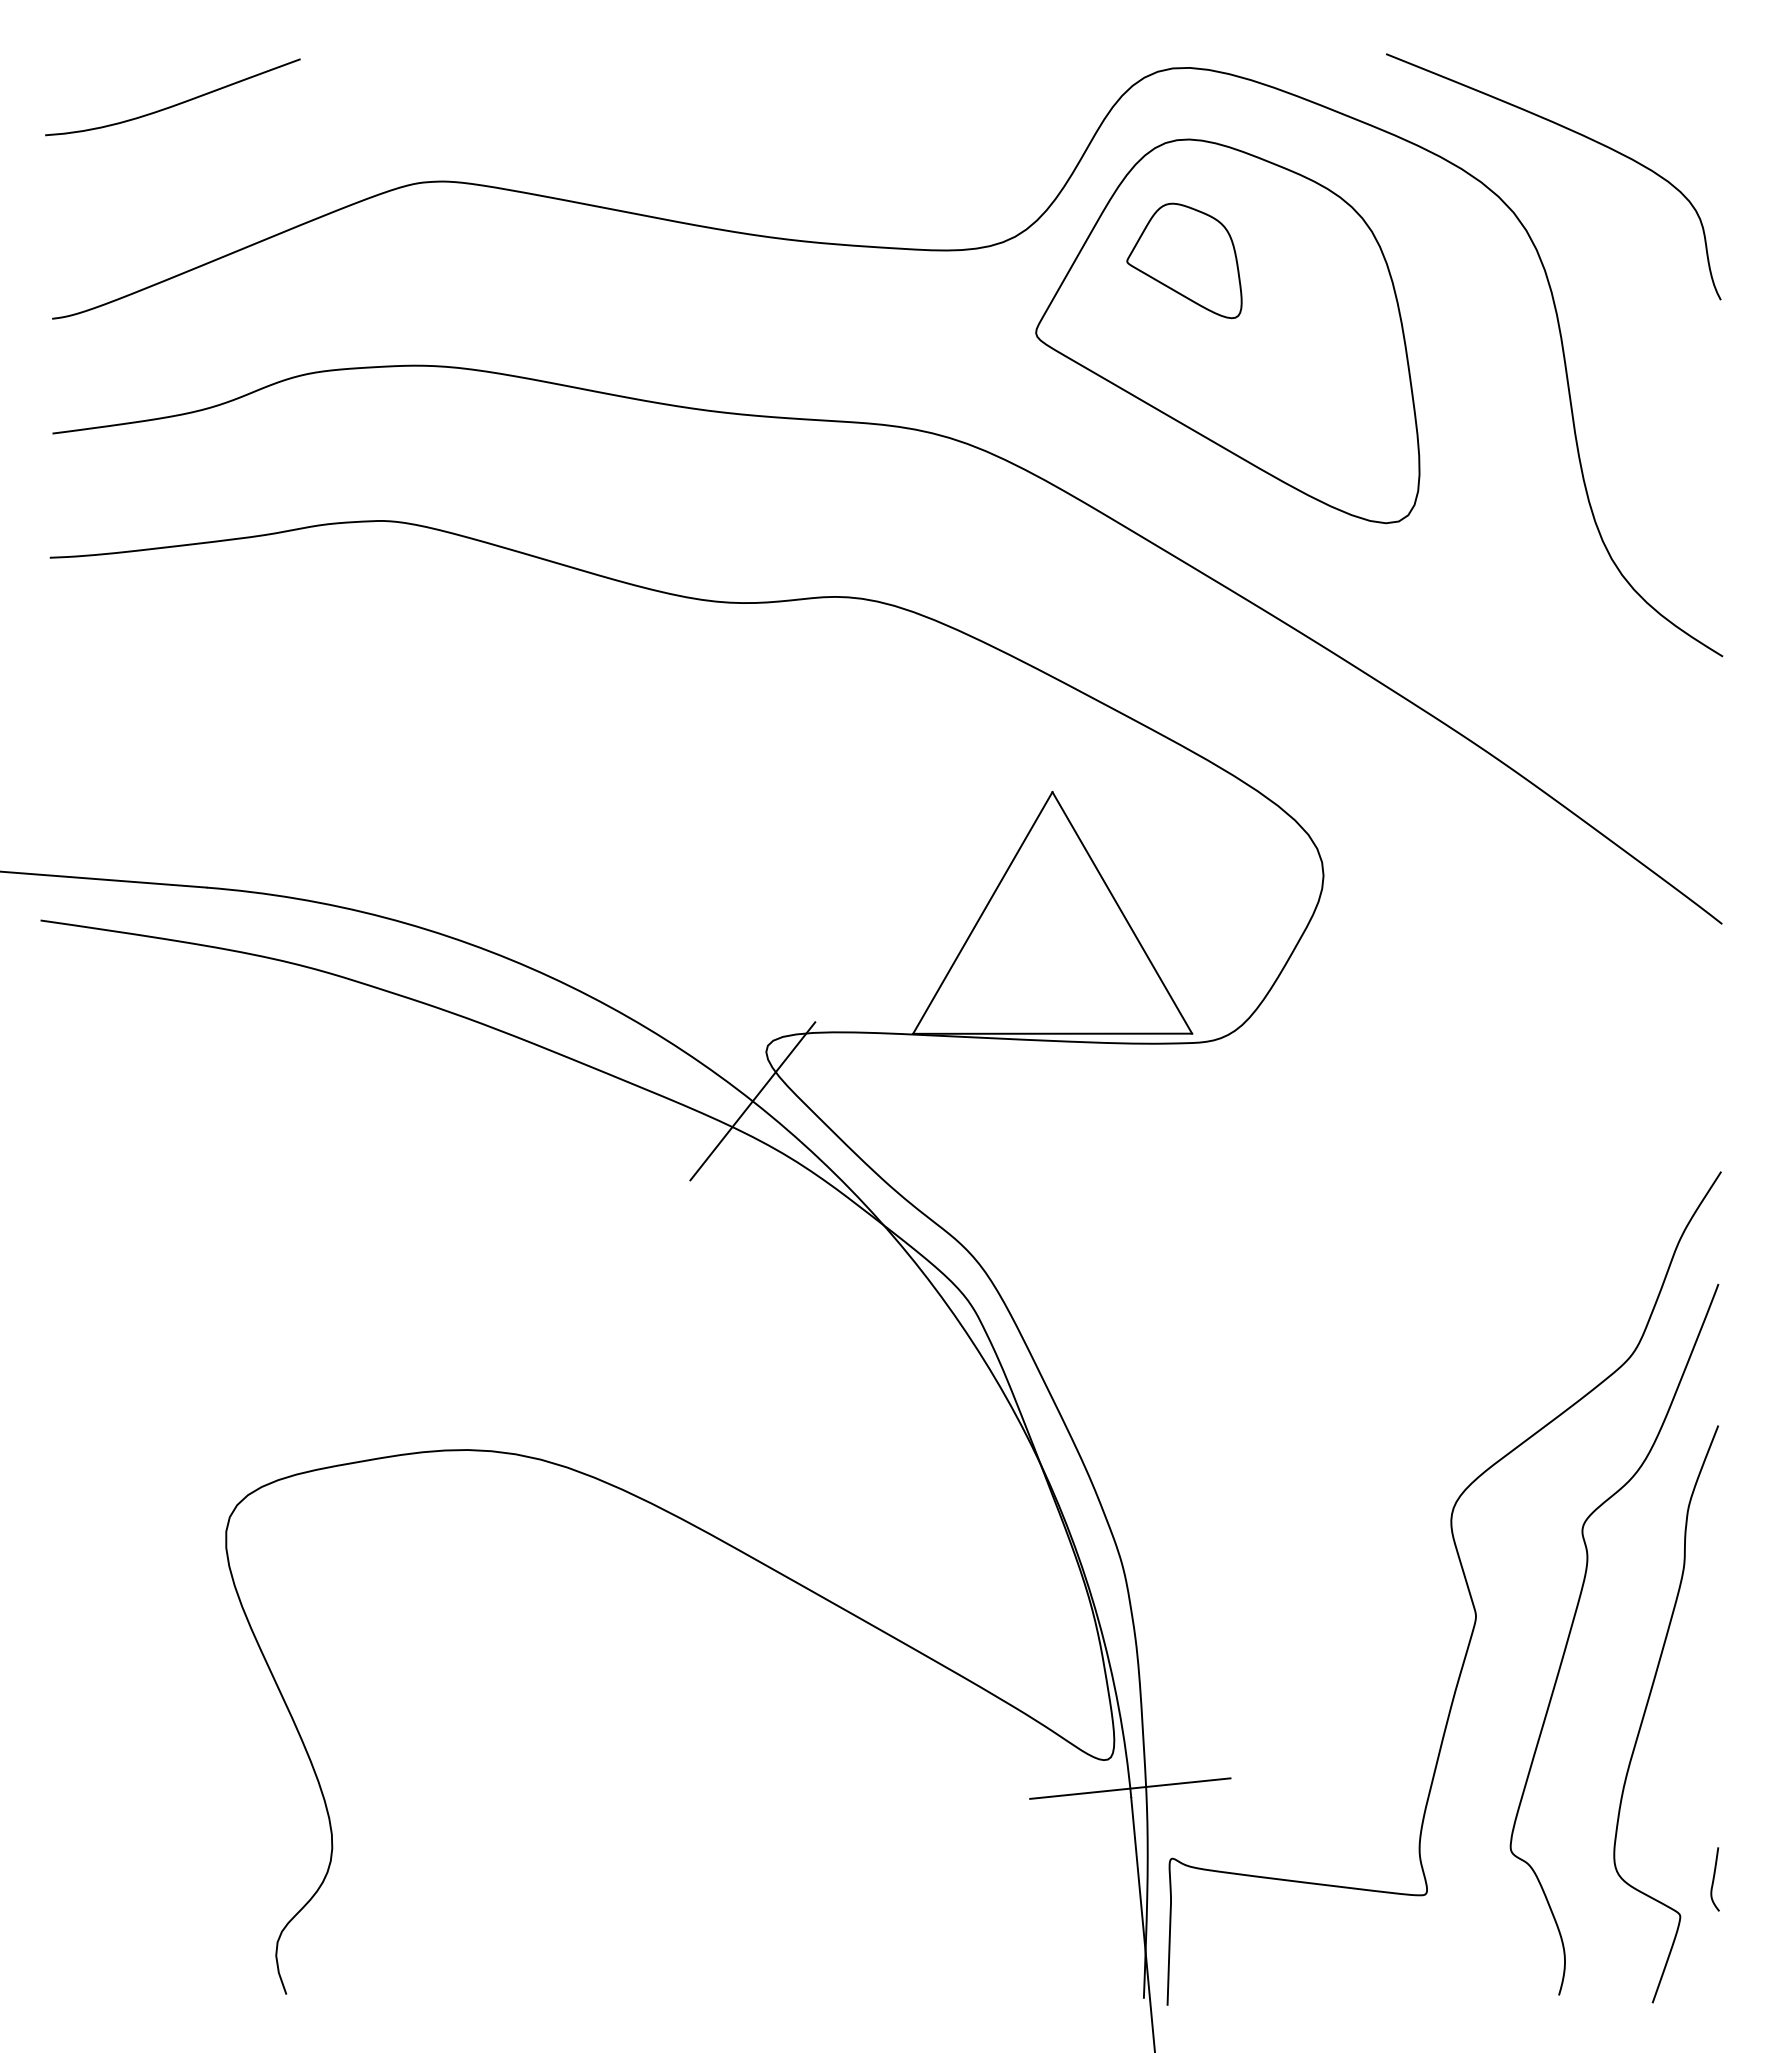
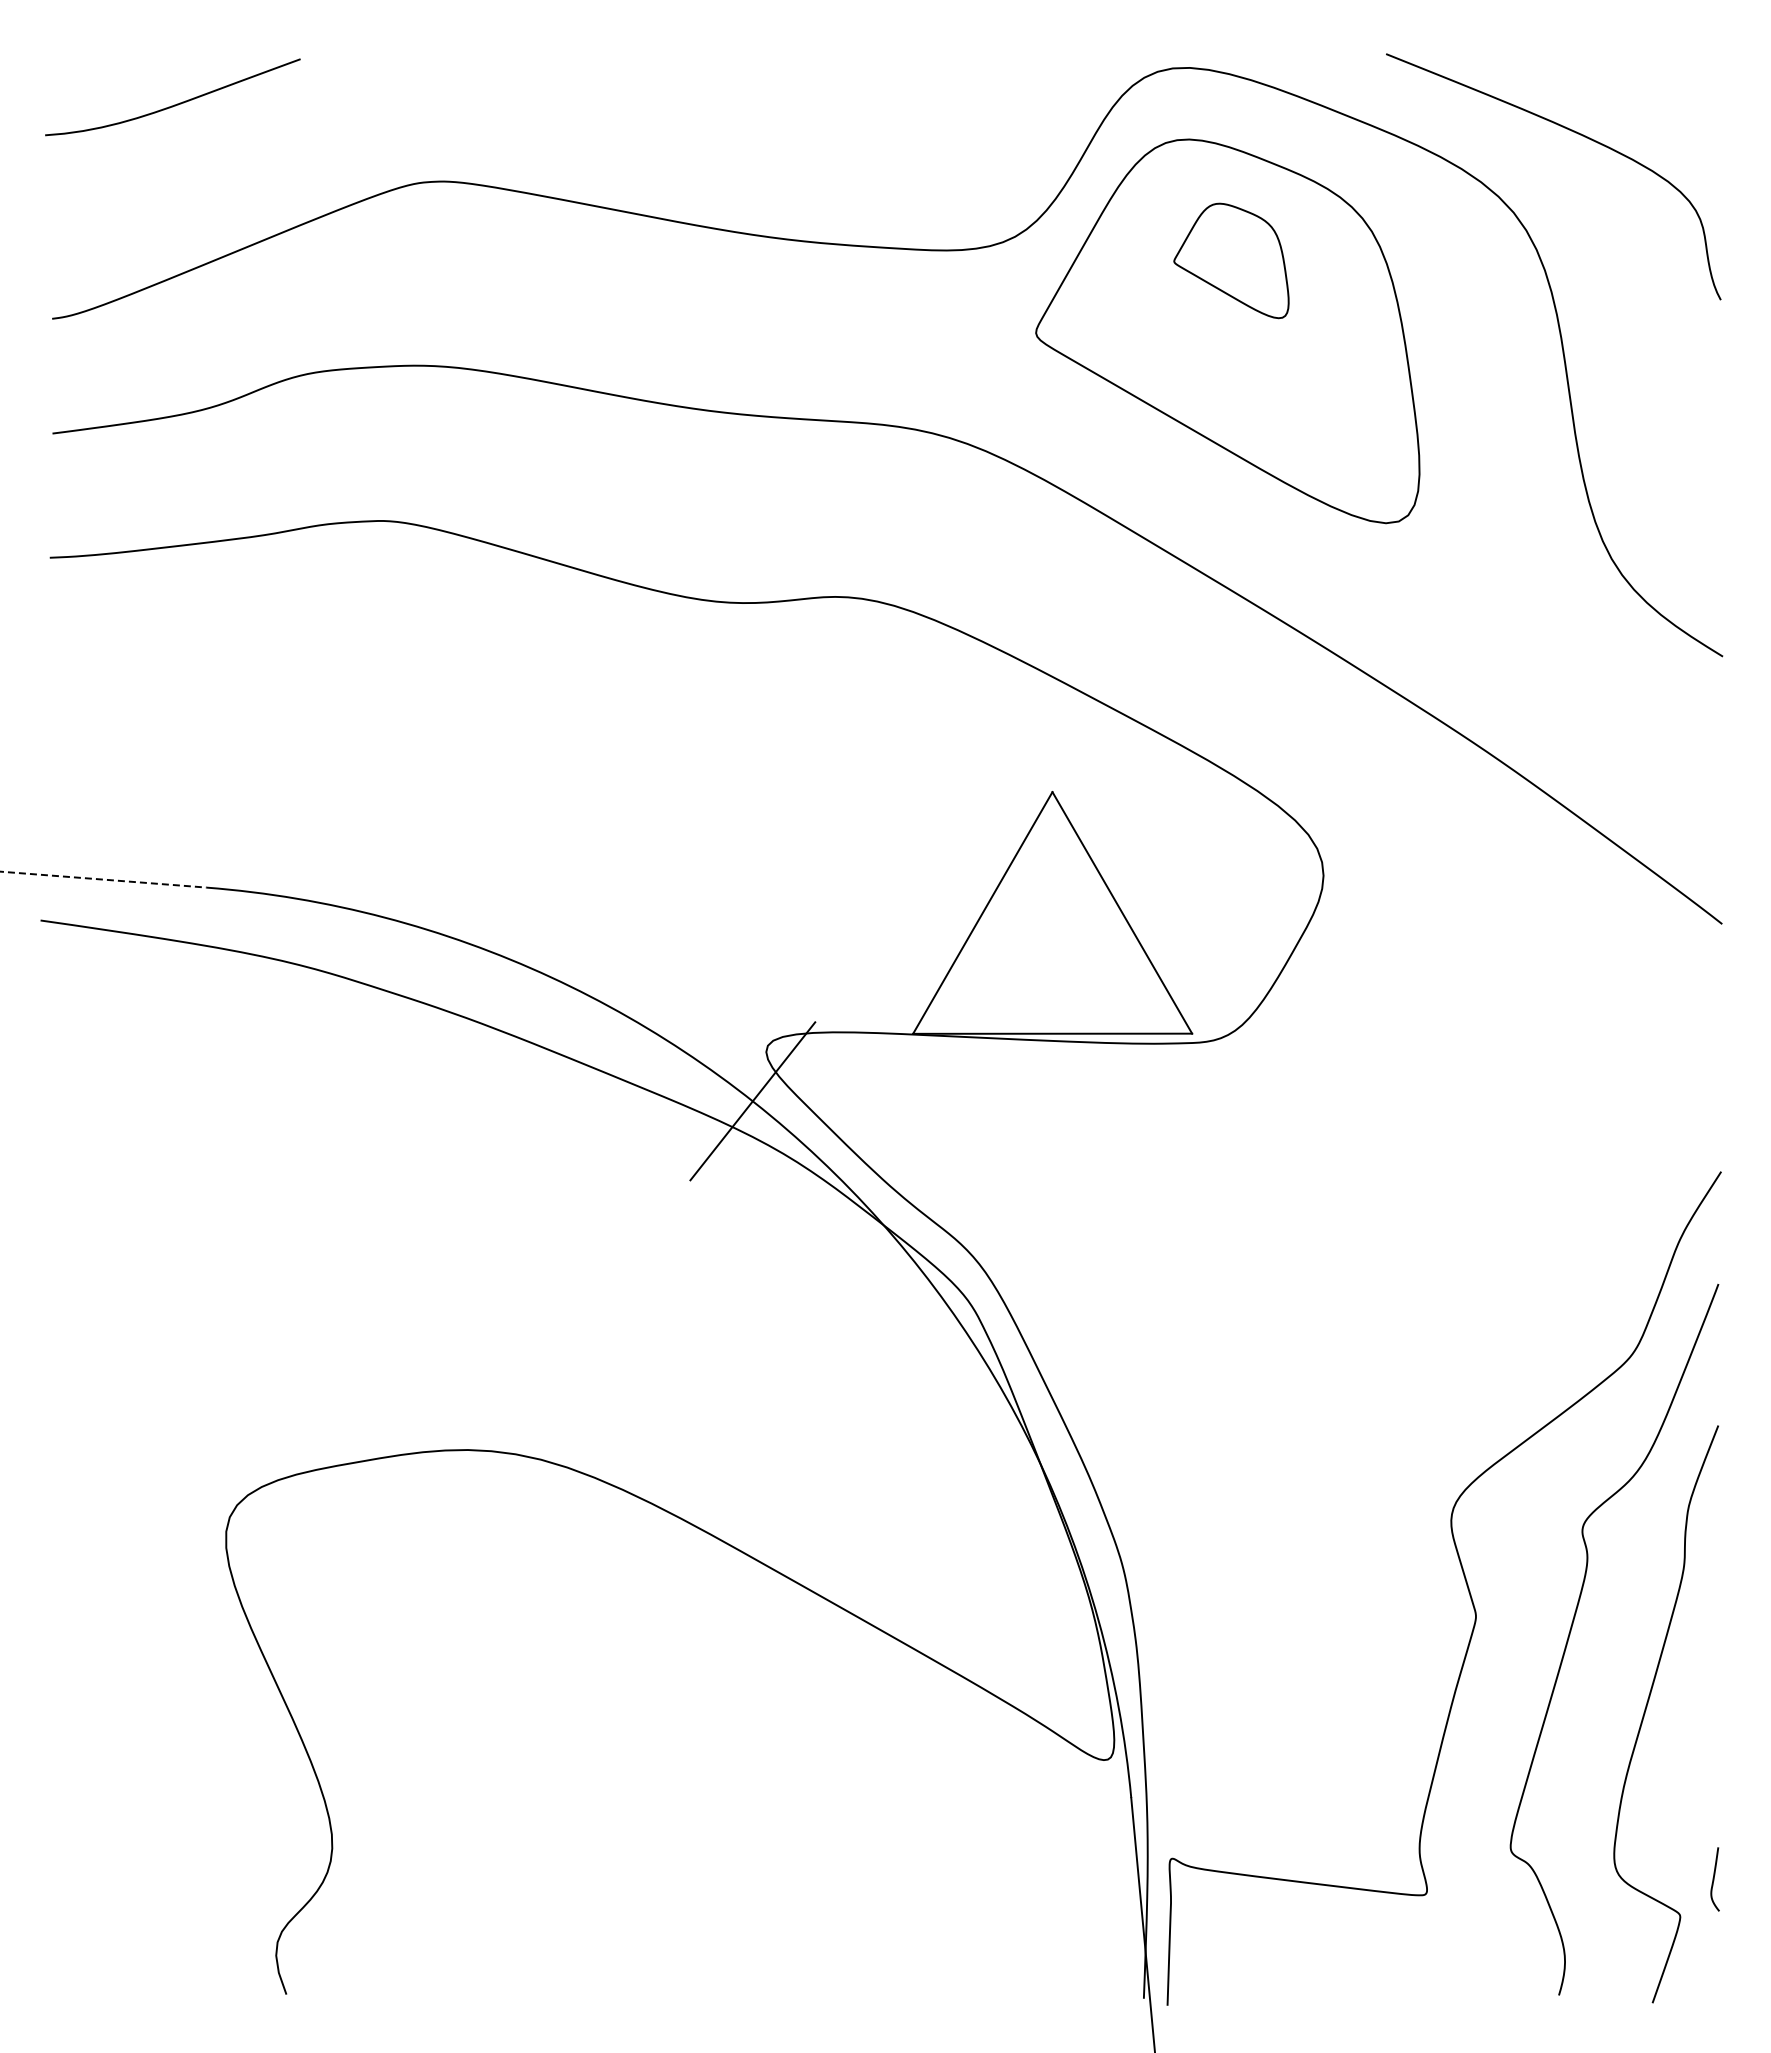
part position: (1184, 260) -> (1231, 260) (1231, 260)
line: solid -> dashed (104, 879)
line: present -> none (1130, 1788)
